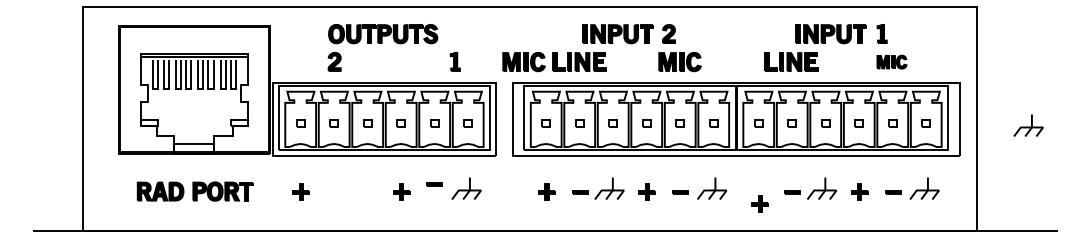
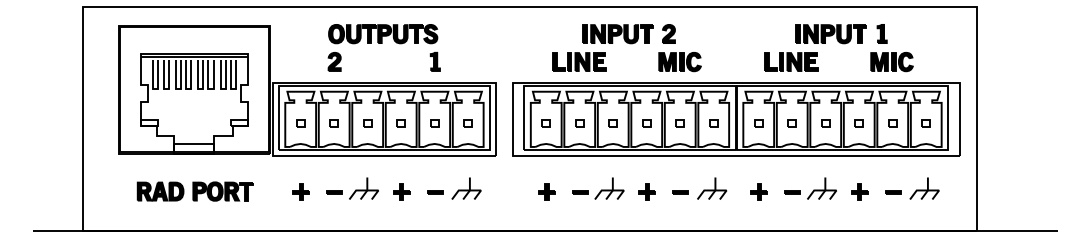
part position: (454, 61) -> (434, 61) (434, 61)
part size: 32x16 px -> 44x21 px (891, 62)
part: present -> none (523, 62)
part: present -> none (1028, 125)
part position: (434, 184) -> (435, 192) (435, 192)
part: none -> present (352, 188)
part position: (759, 203) -> (758, 191) (758, 191)
